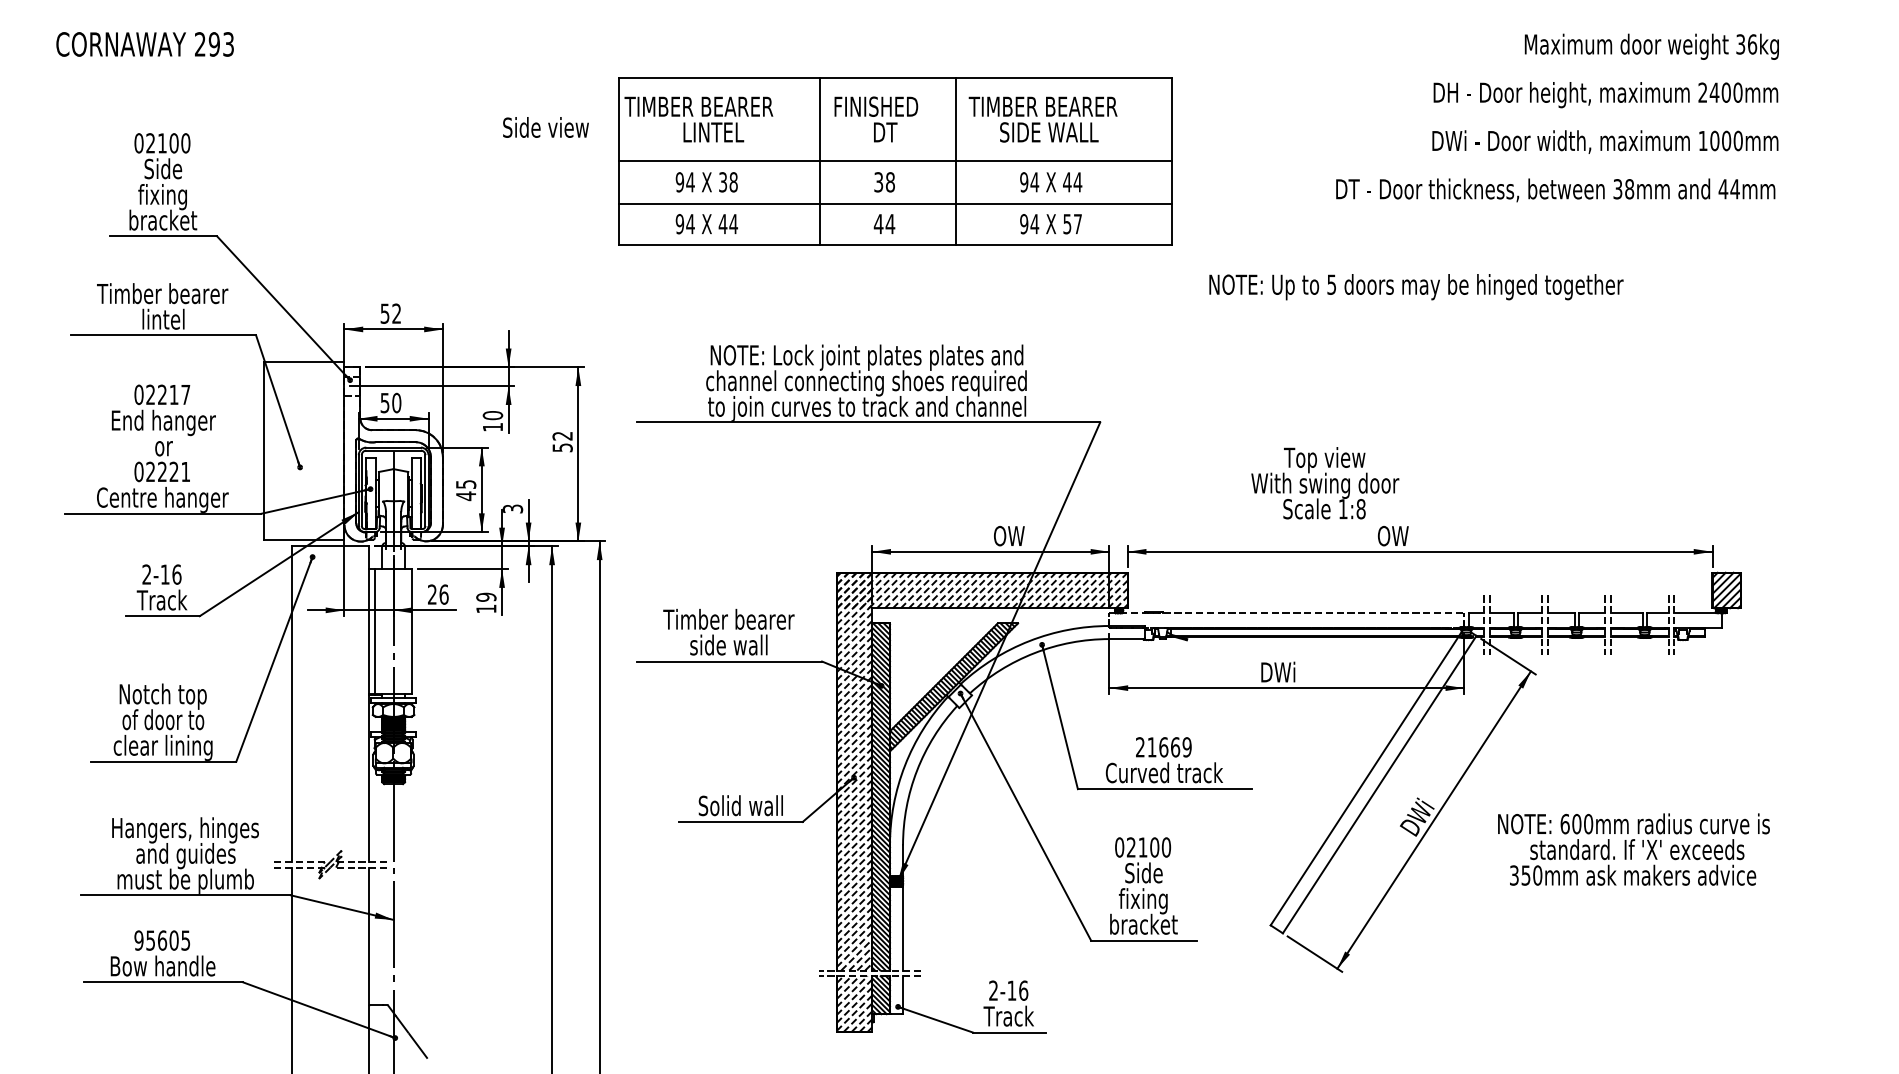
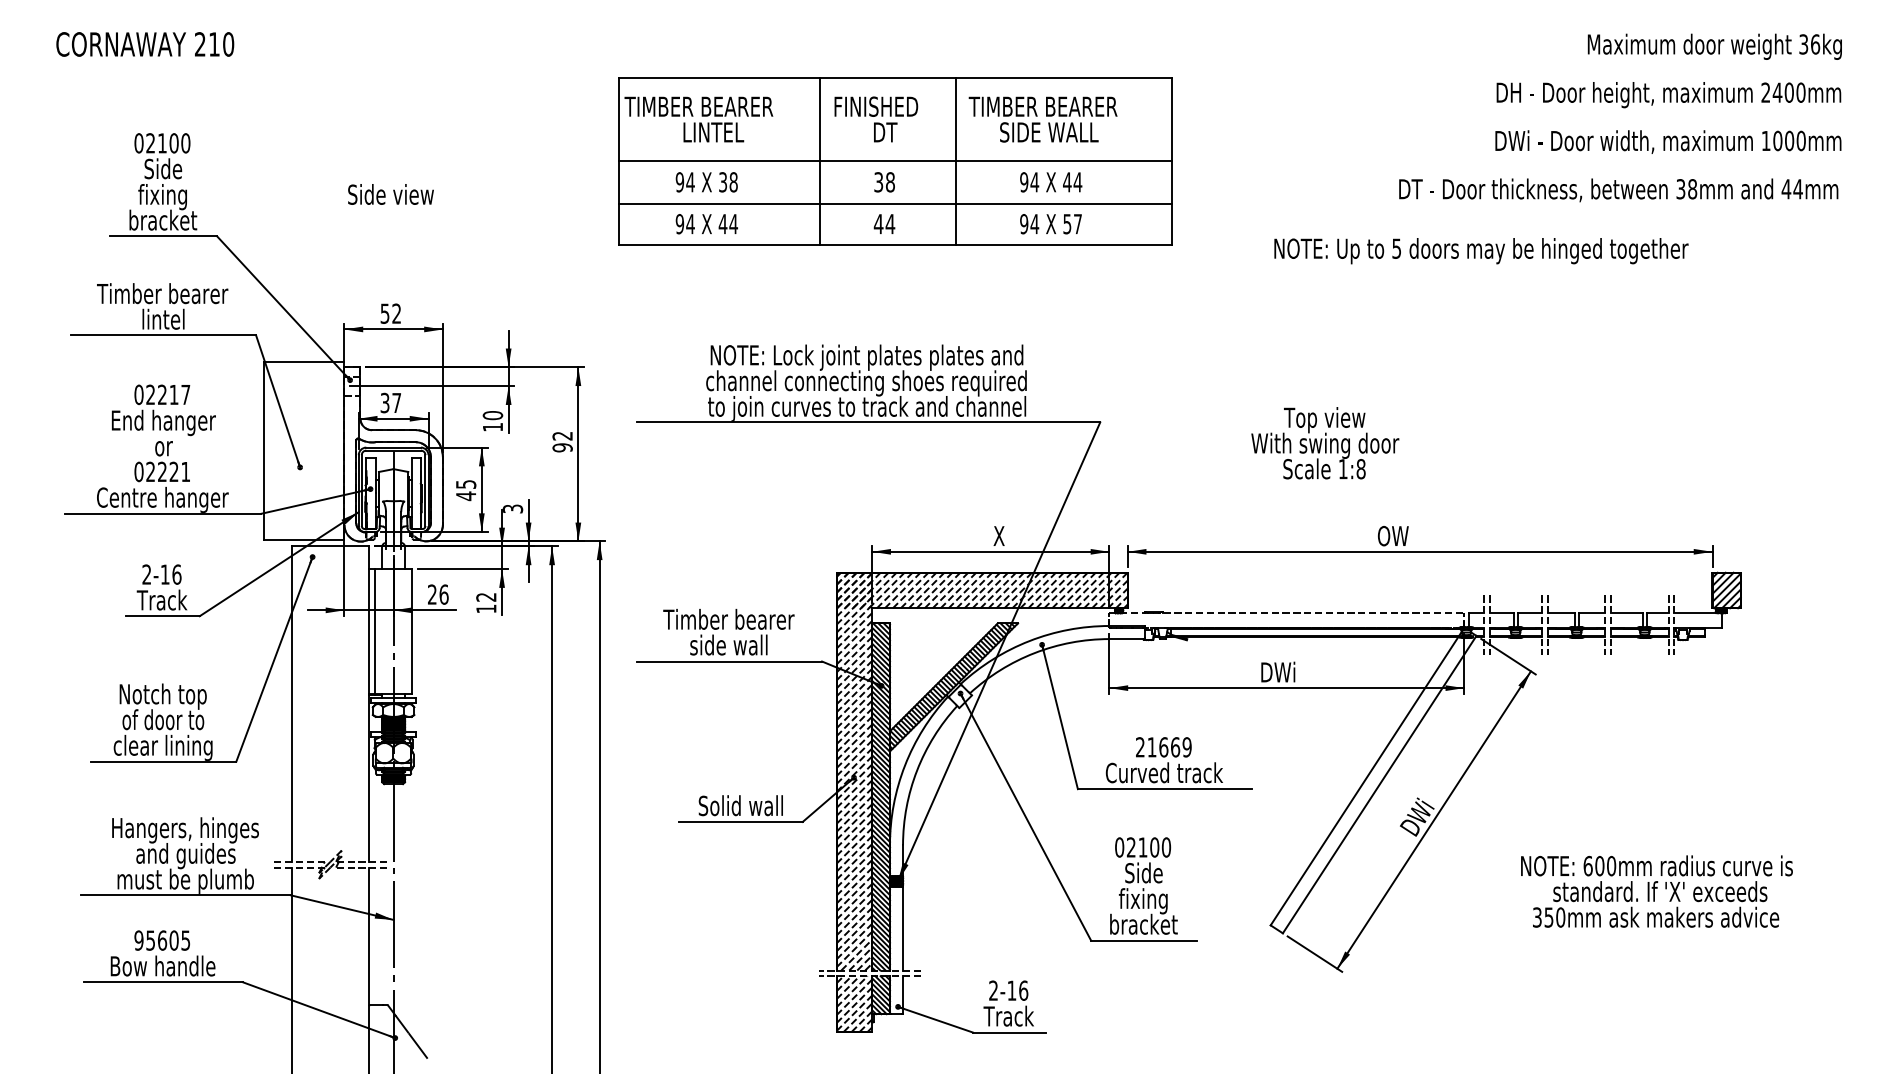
text: 293 -> 210 (221, 44)
text position: (1557, 117) -> (1620, 117) (1620, 117)
text position: (545, 127) -> (390, 194) (390, 194)
text position: (1416, 287) -> (1481, 251) (1481, 251)
text: 50 -> 37 (391, 402)
text: 52 -> 92 (562, 447)
text position: (1325, 483) -> (1325, 443) (1325, 443)
text: OW -> X (1008, 535)
text: 19 -> 12 (486, 596)
text position: (1633, 849) -> (1656, 891) (1656, 891)
